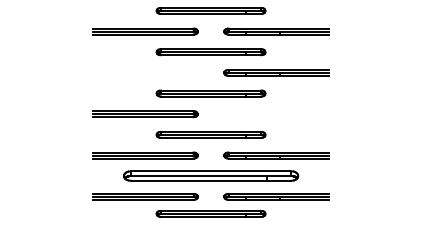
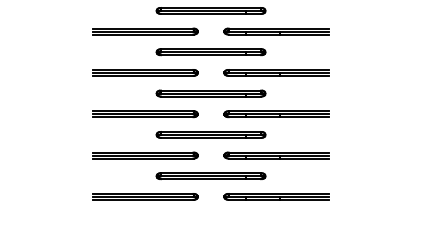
part: none -> present (145, 72)
part: none -> present (276, 114)
part size: 177x12 px -> 112x9 px (210, 176)
part: present -> none (210, 213)
